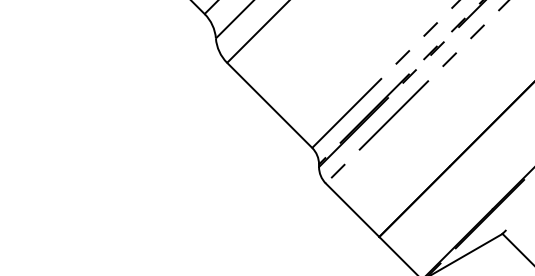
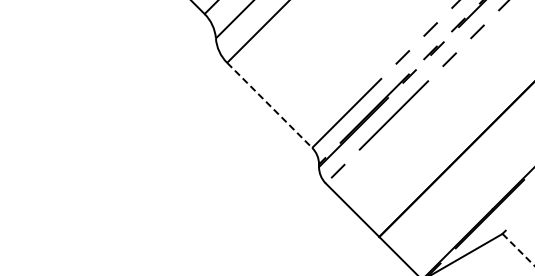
line: solid -> dashed (270, 105)
line: solid -> dashed (518, 250)
